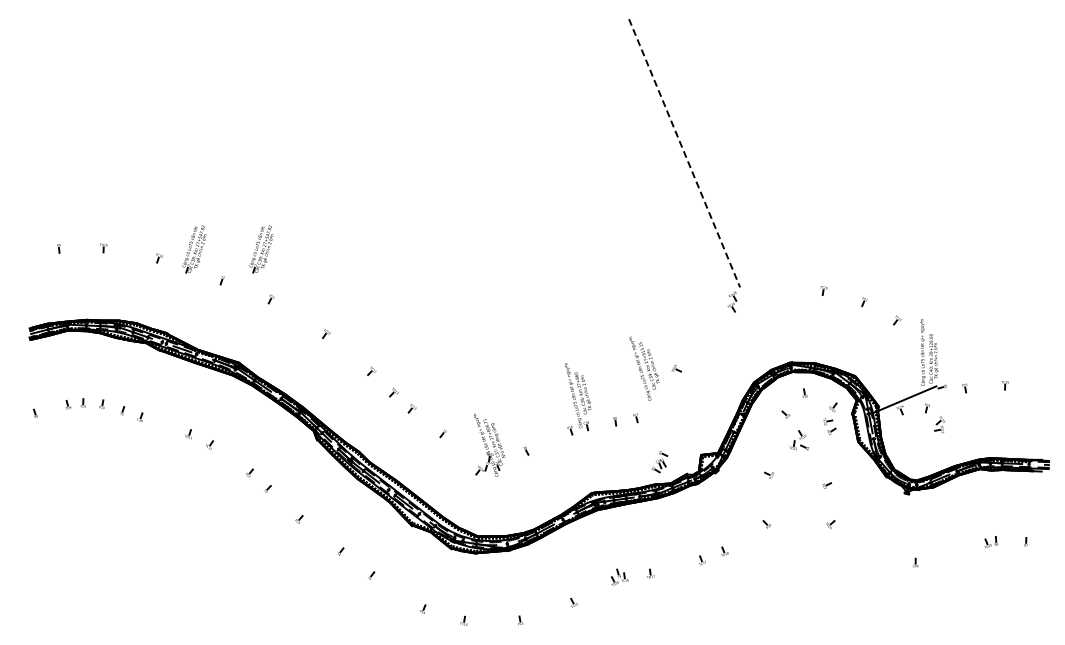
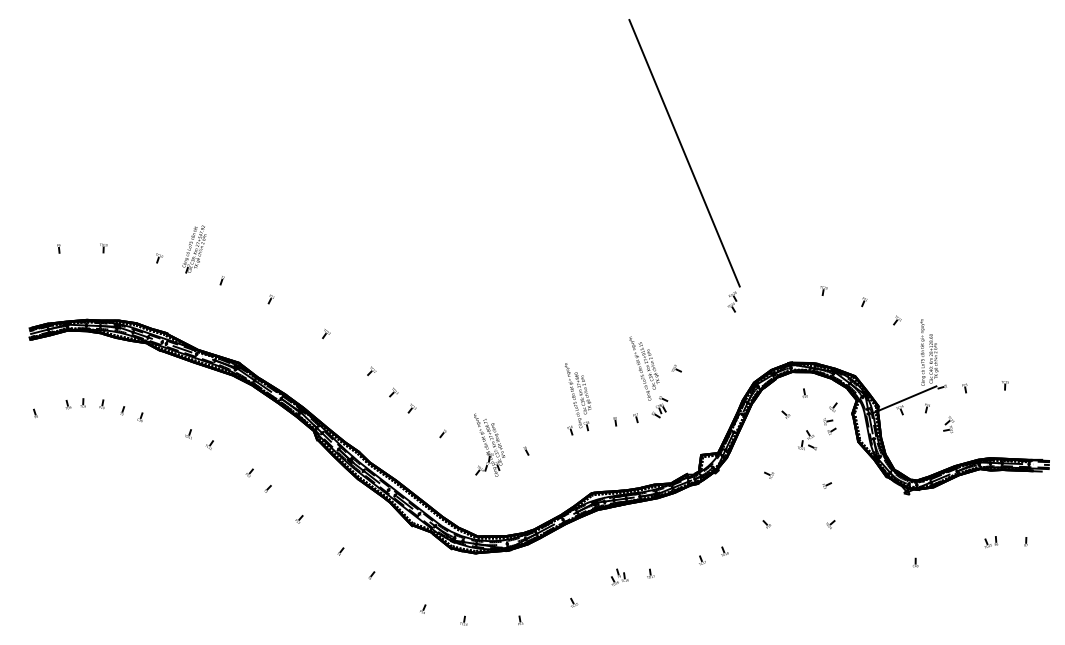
line: dashed -> solid (684, 153)
part: present -> none (261, 249)
part position: (939, 424) -> (948, 424) (948, 424)
part position: (799, 440) -> (807, 440) (807, 440)
part position: (659, 462) -> (659, 407) (659, 407)
